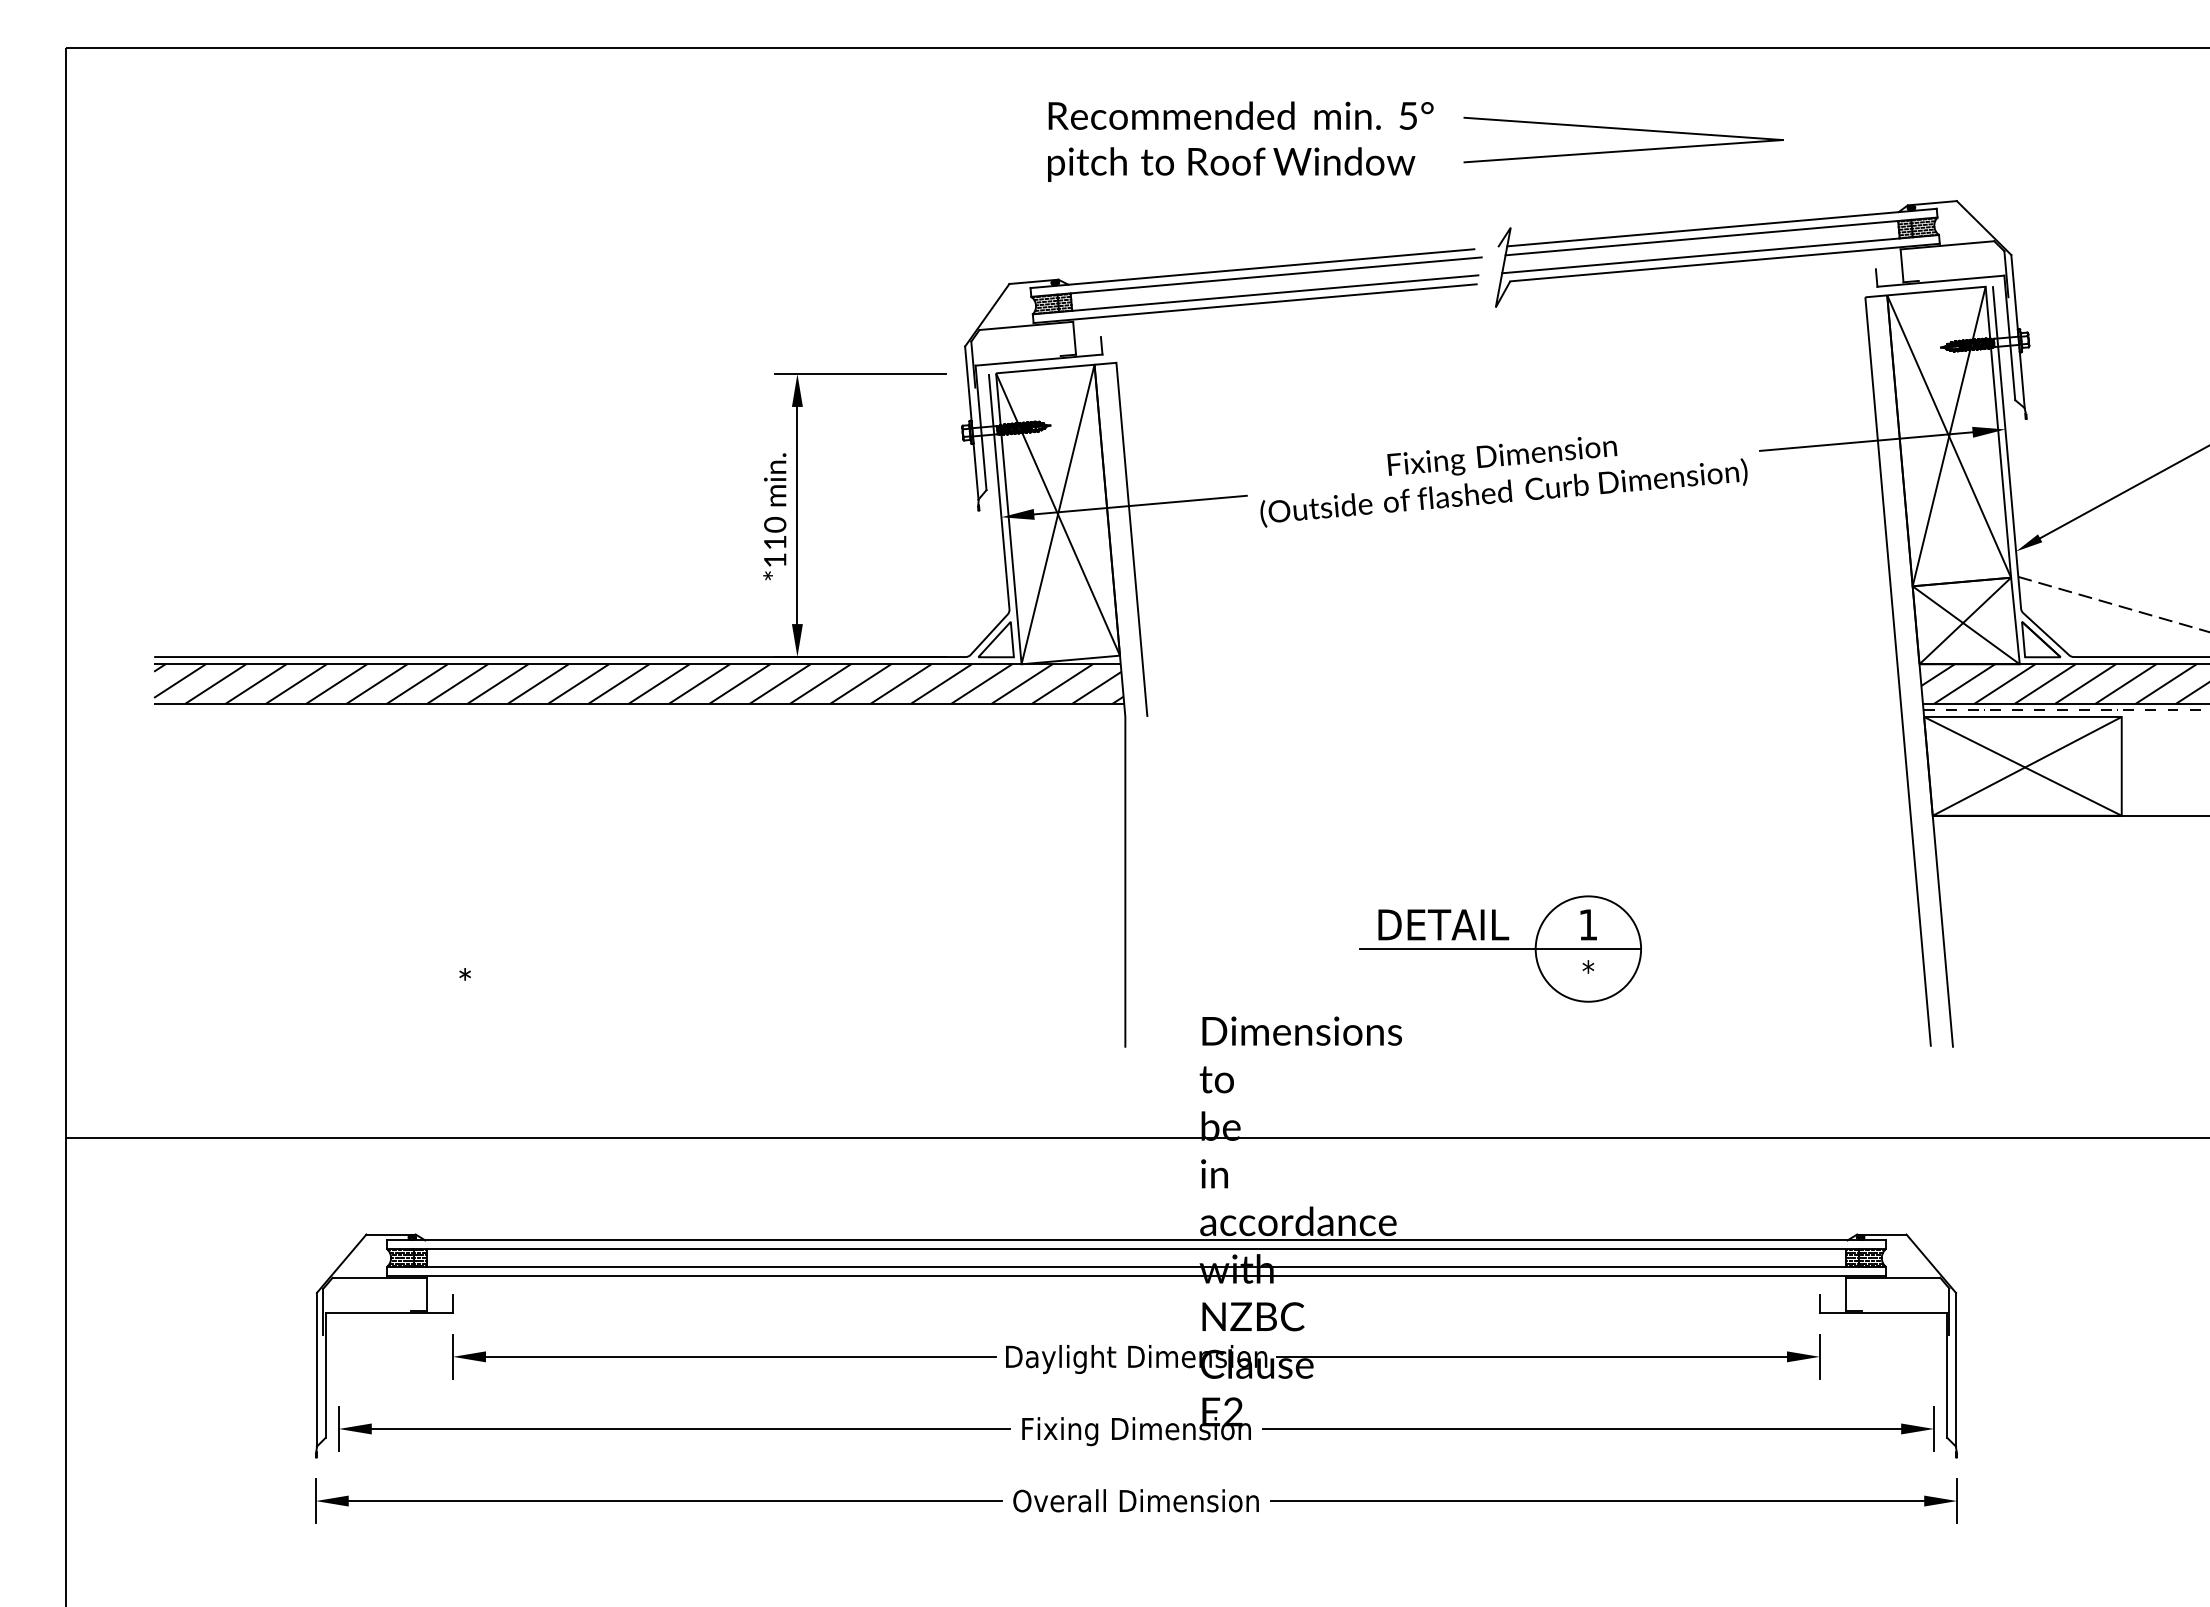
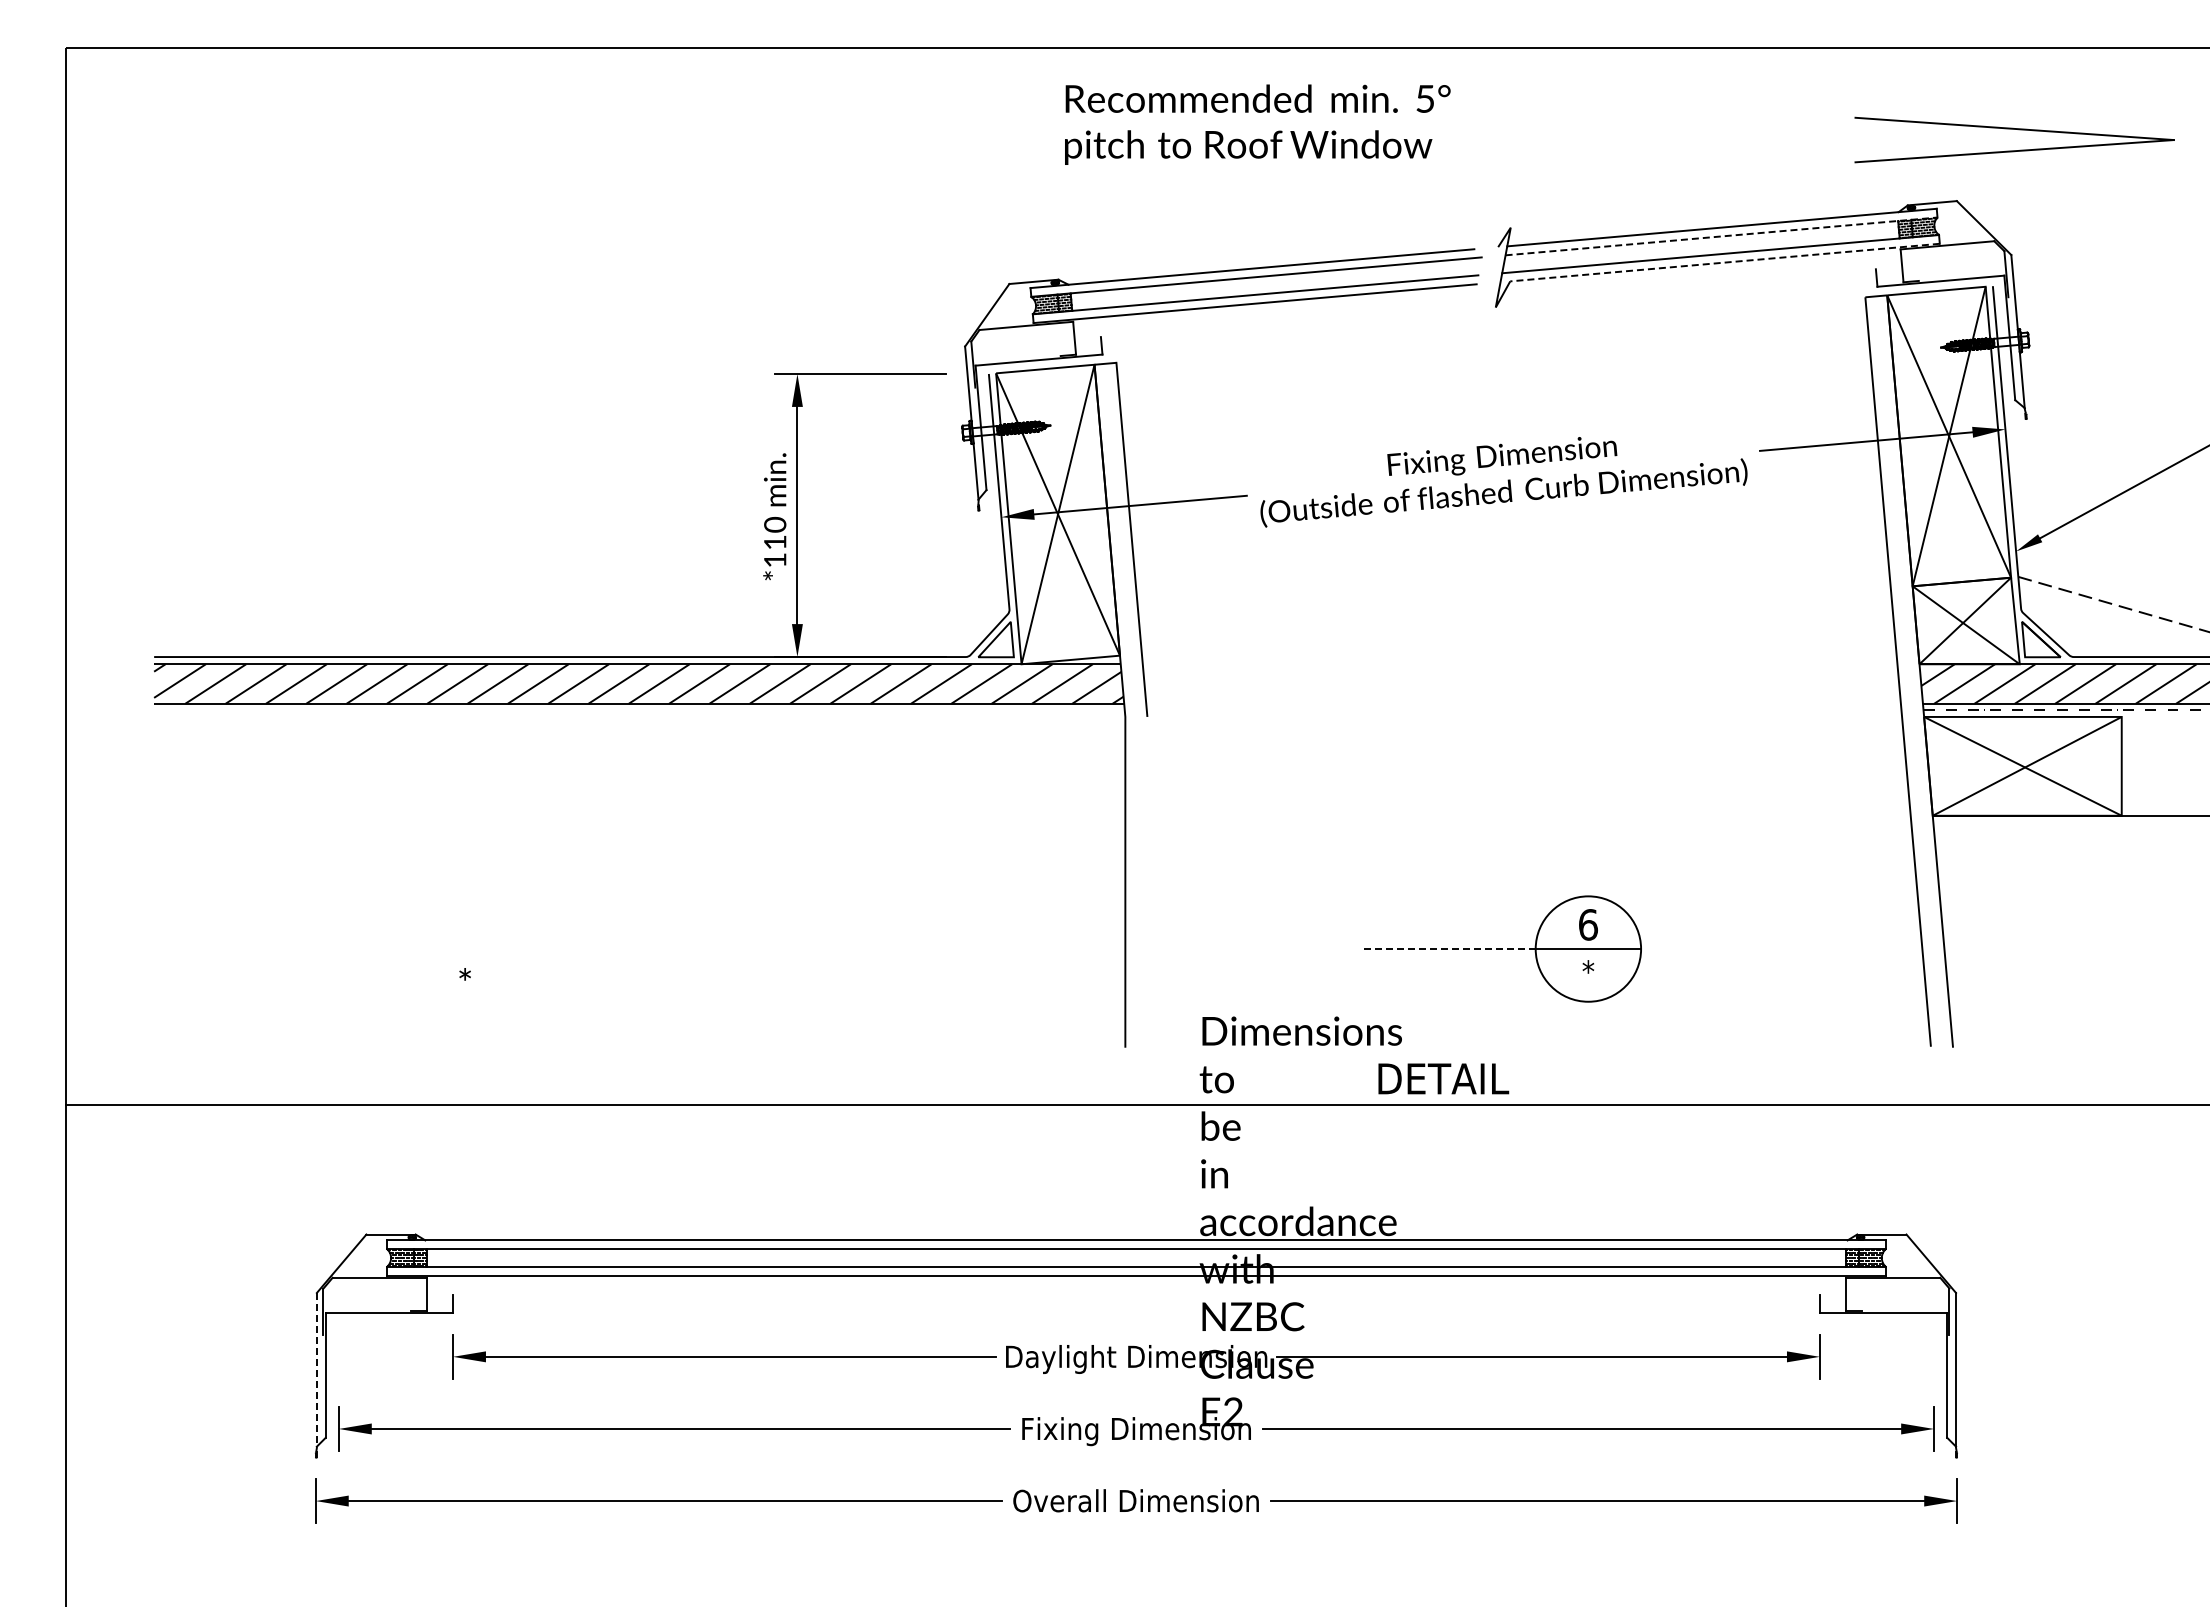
part position: (1627, 130) -> (2018, 130) (2018, 130)
text position: (1240, 141) -> (1257, 124) (1257, 124)
line: solid -> dashed (1721, 236)
line: solid -> dashed (1725, 262)
text position: (1443, 924) -> (1443, 1078) (1443, 1078)
text: 1 -> 6 (1588, 924)
line: solid -> dashed (1447, 949)
line position: (1136, 1138) -> (1136, 1105) (1136, 1105)
line: solid -> dashed (316, 1369)
